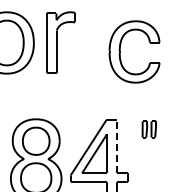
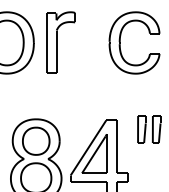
part position: (120, 51) -> (120, 42) (120, 42)
part size: 16x19 px -> 25x29 px (149, 129)
line: dashed -> solid (117, 146)
